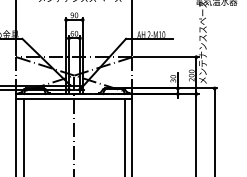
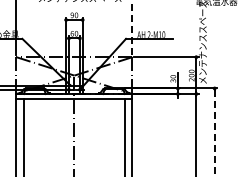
line: solid -> dashed (132, 27)
line: solid -> dashed (214, 133)
